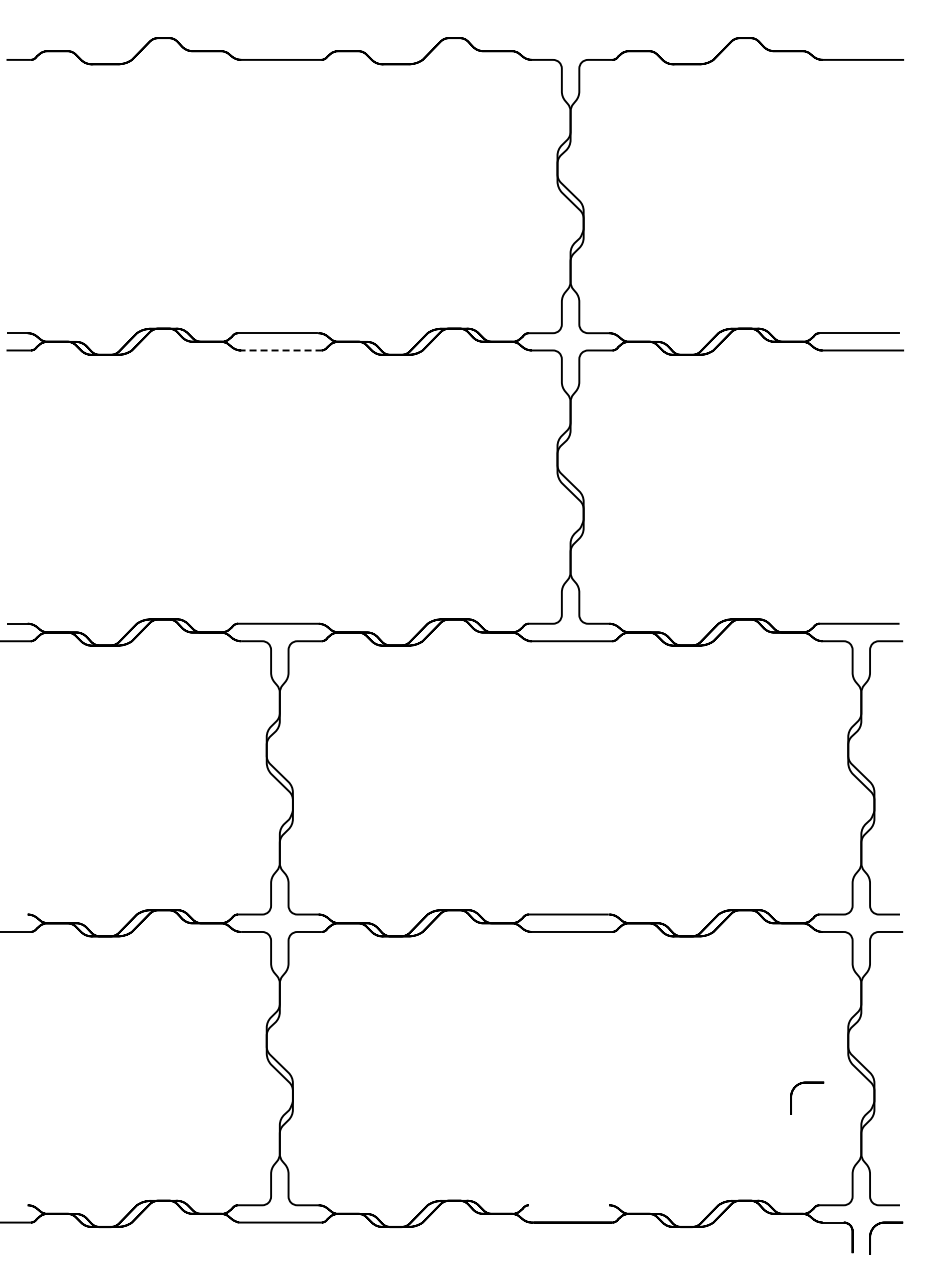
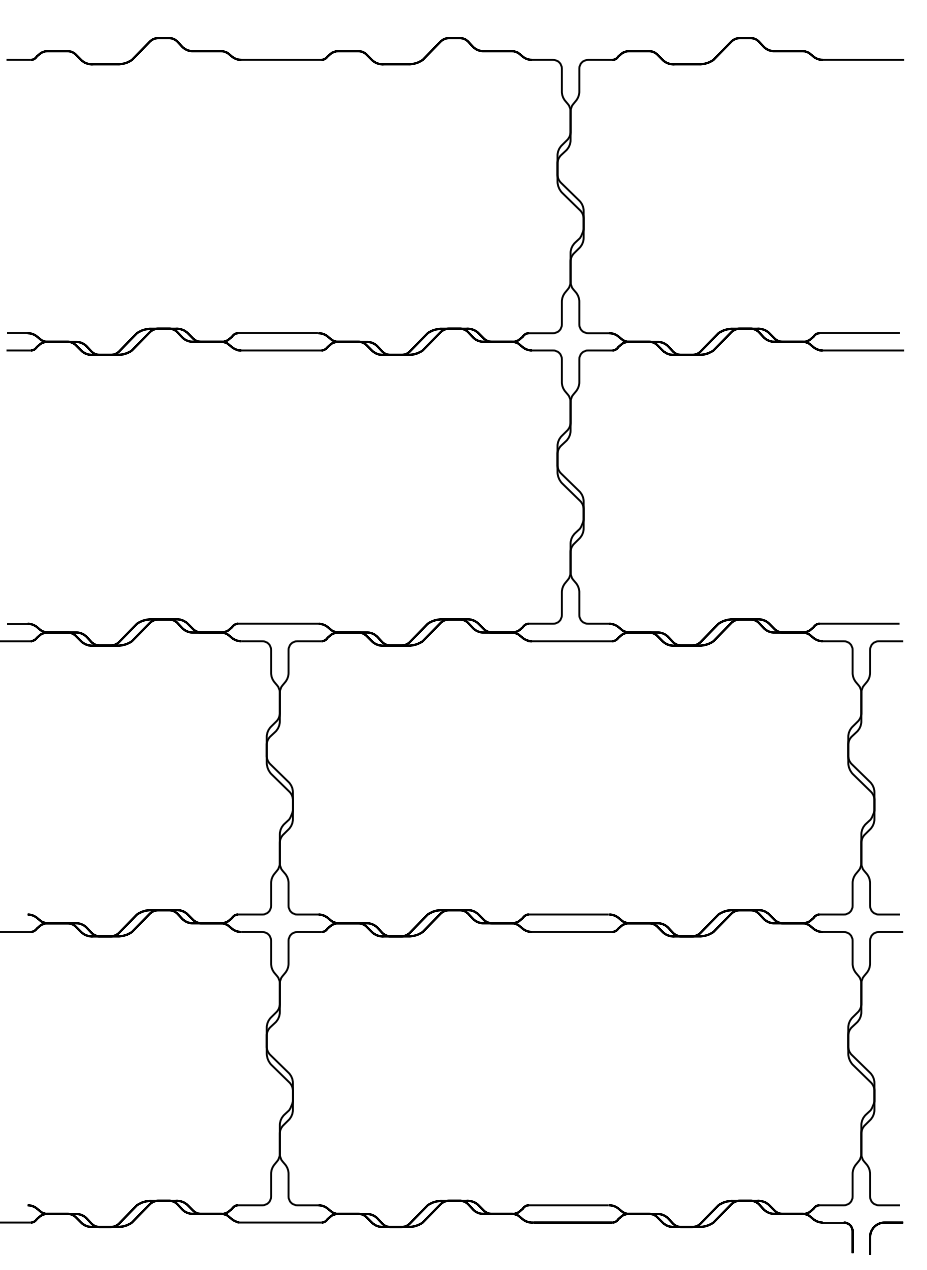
line: dashed -> solid (280, 350)
part: present -> none (807, 1083)
line: none -> present (567, 1205)
